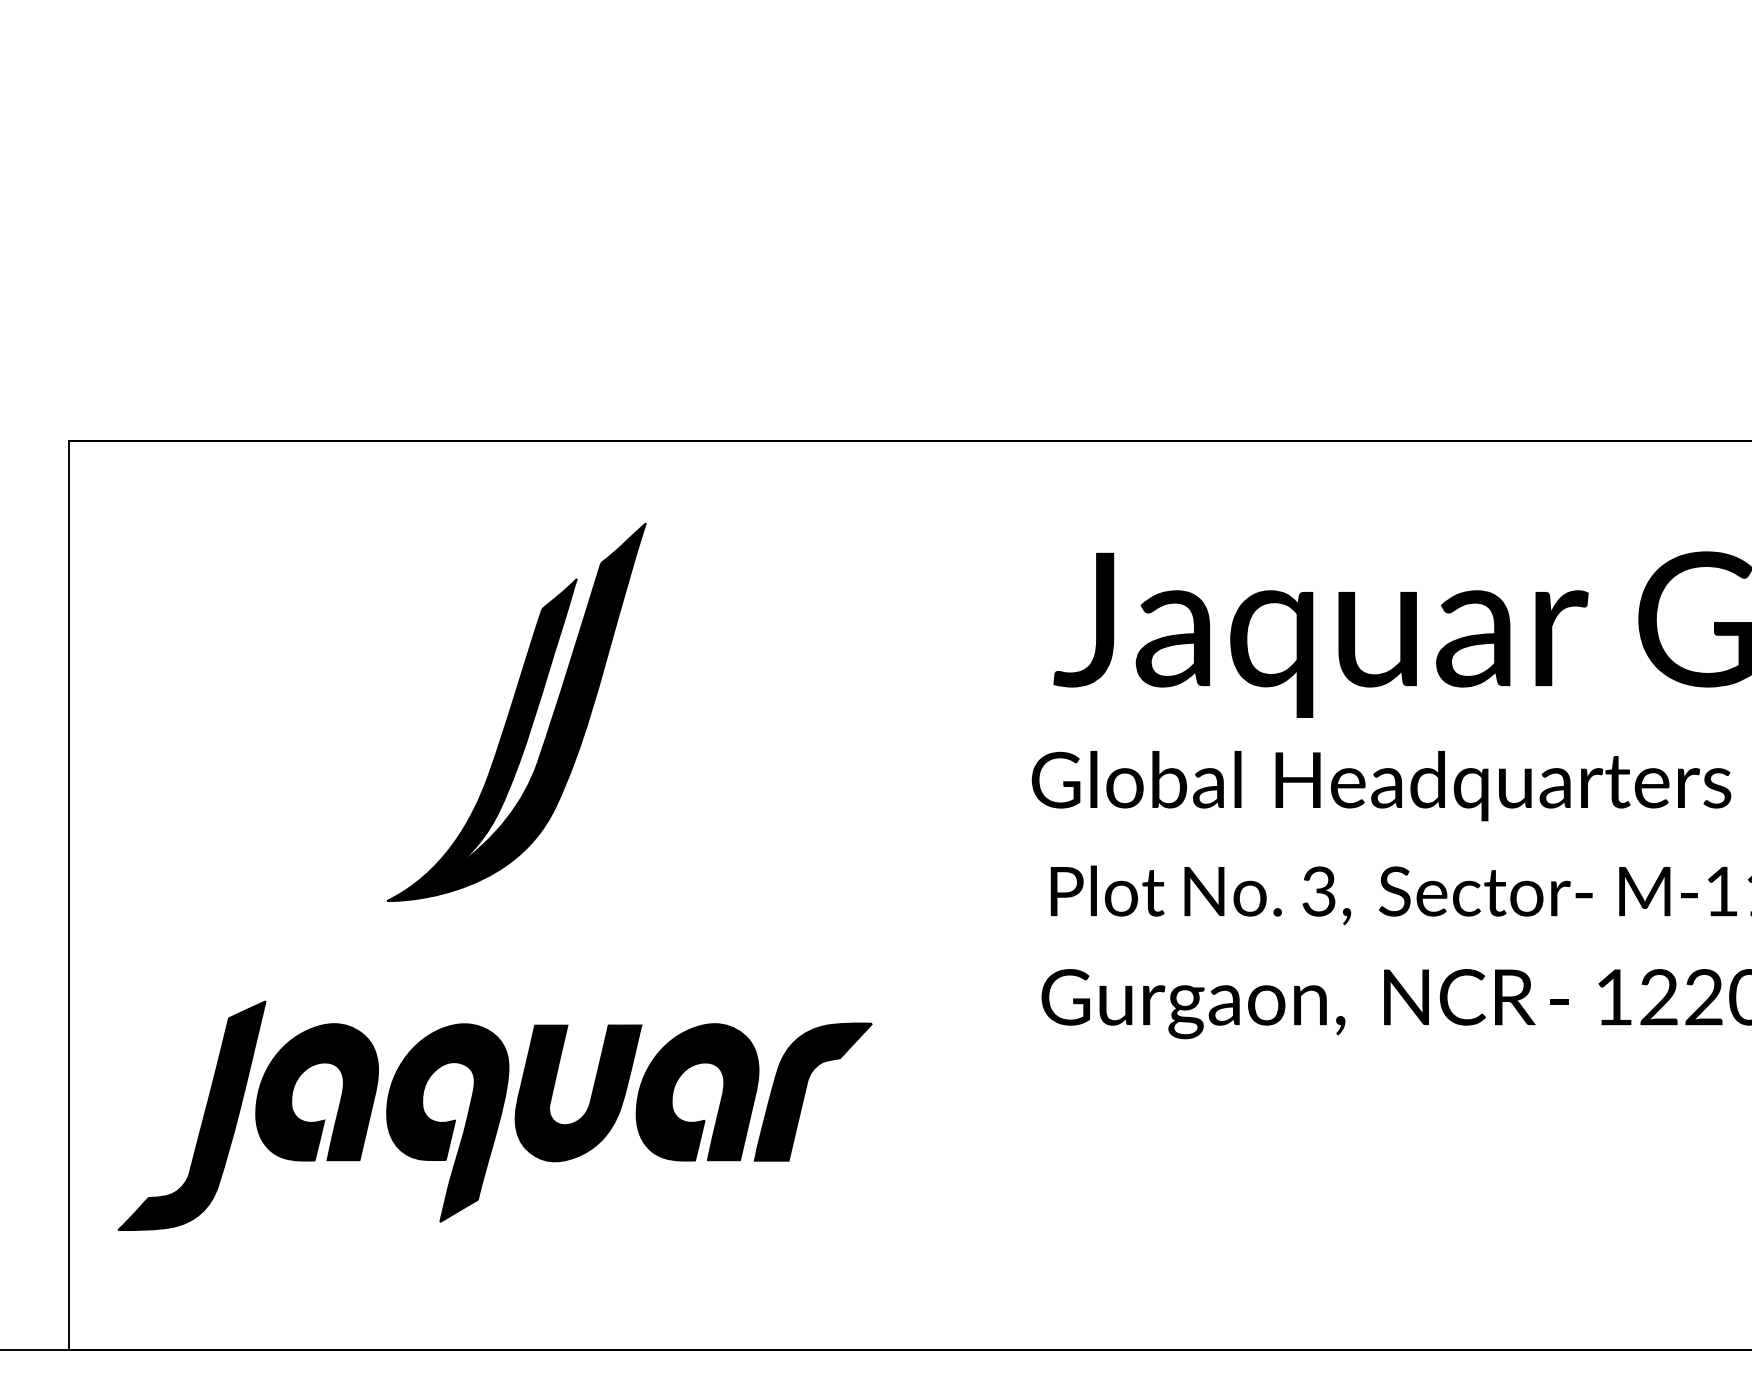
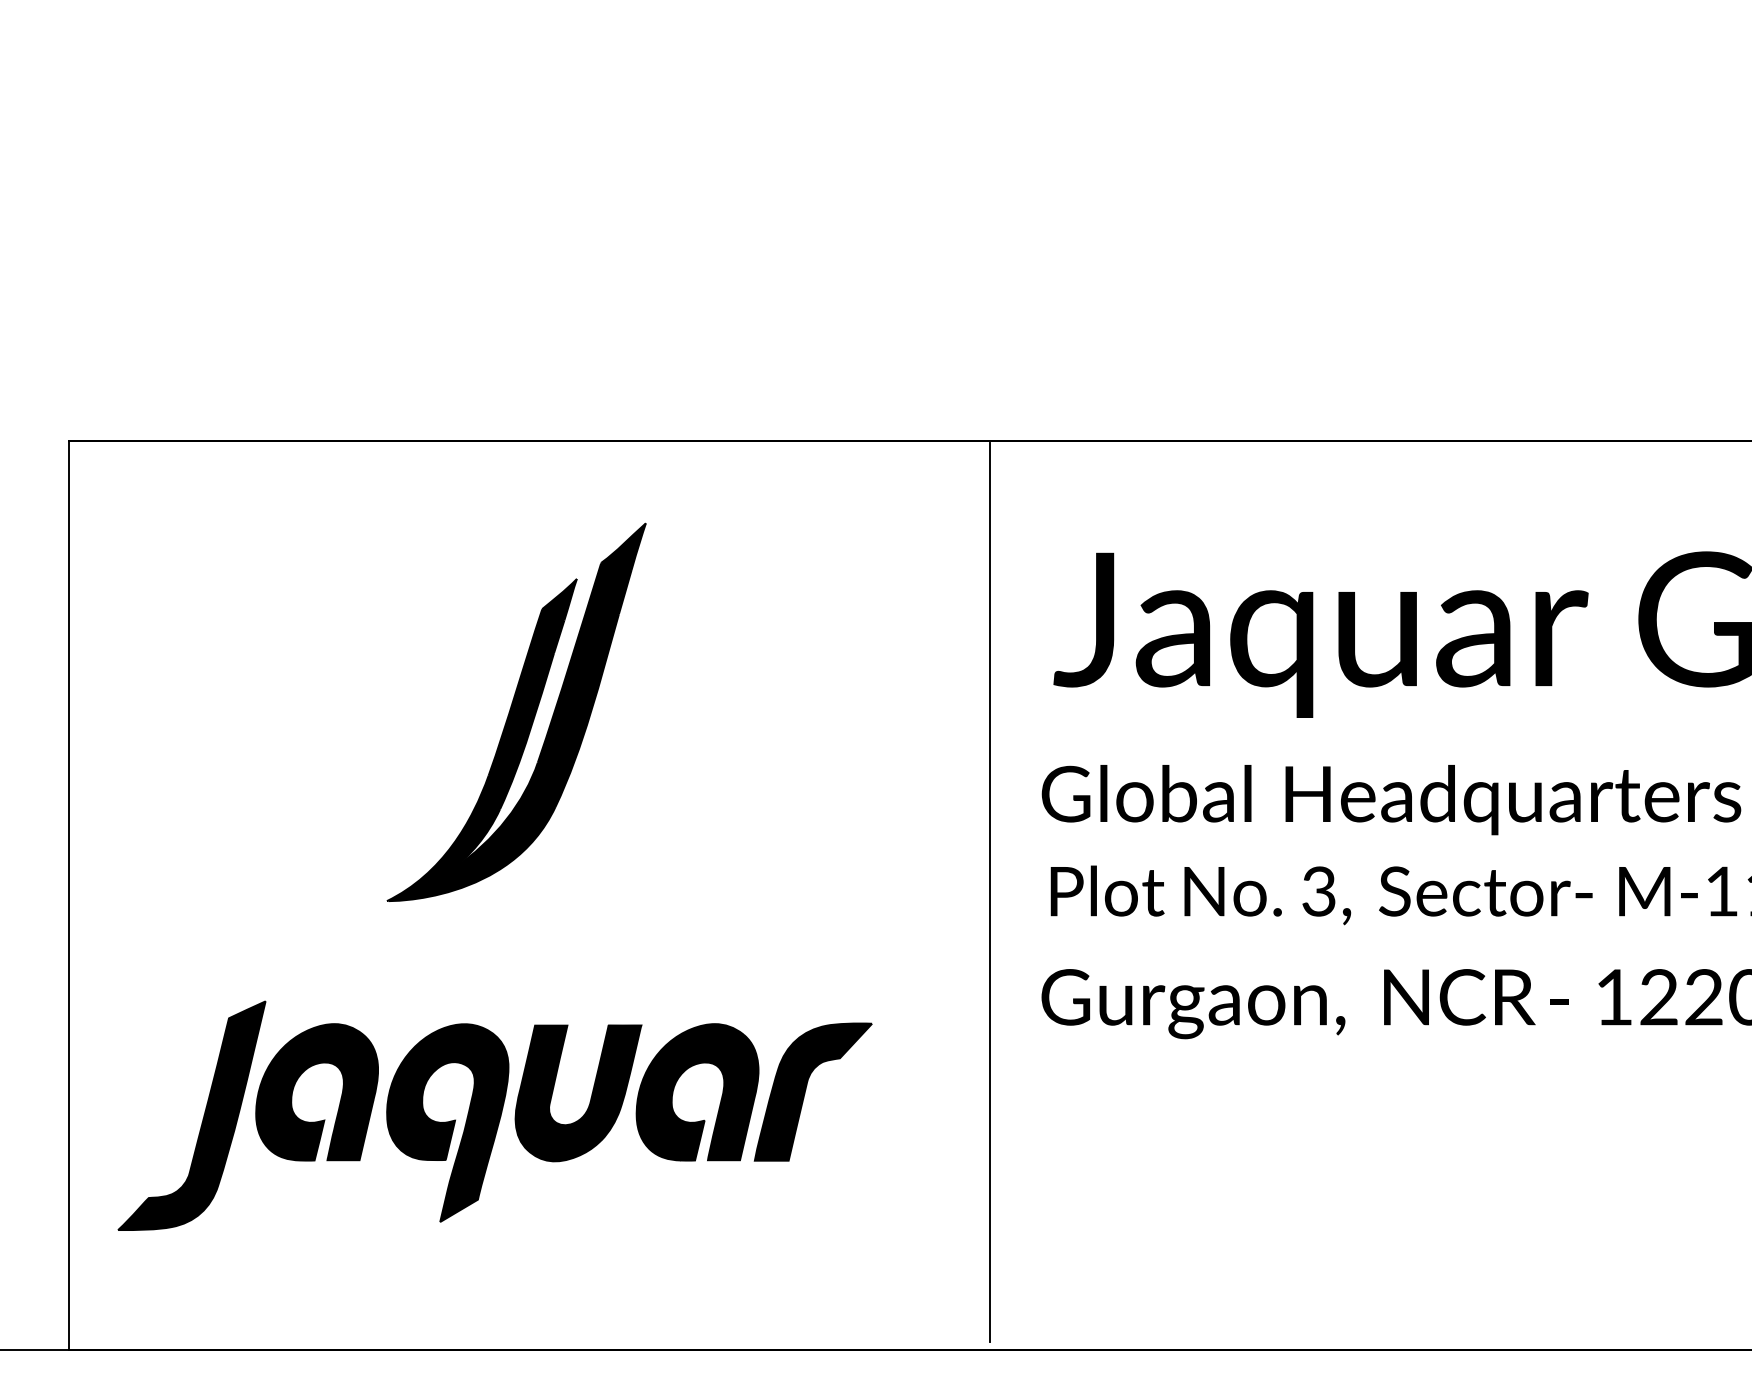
text position: (1381, 786) -> (1391, 800) (1391, 800)
line: none -> present (989, 891)
